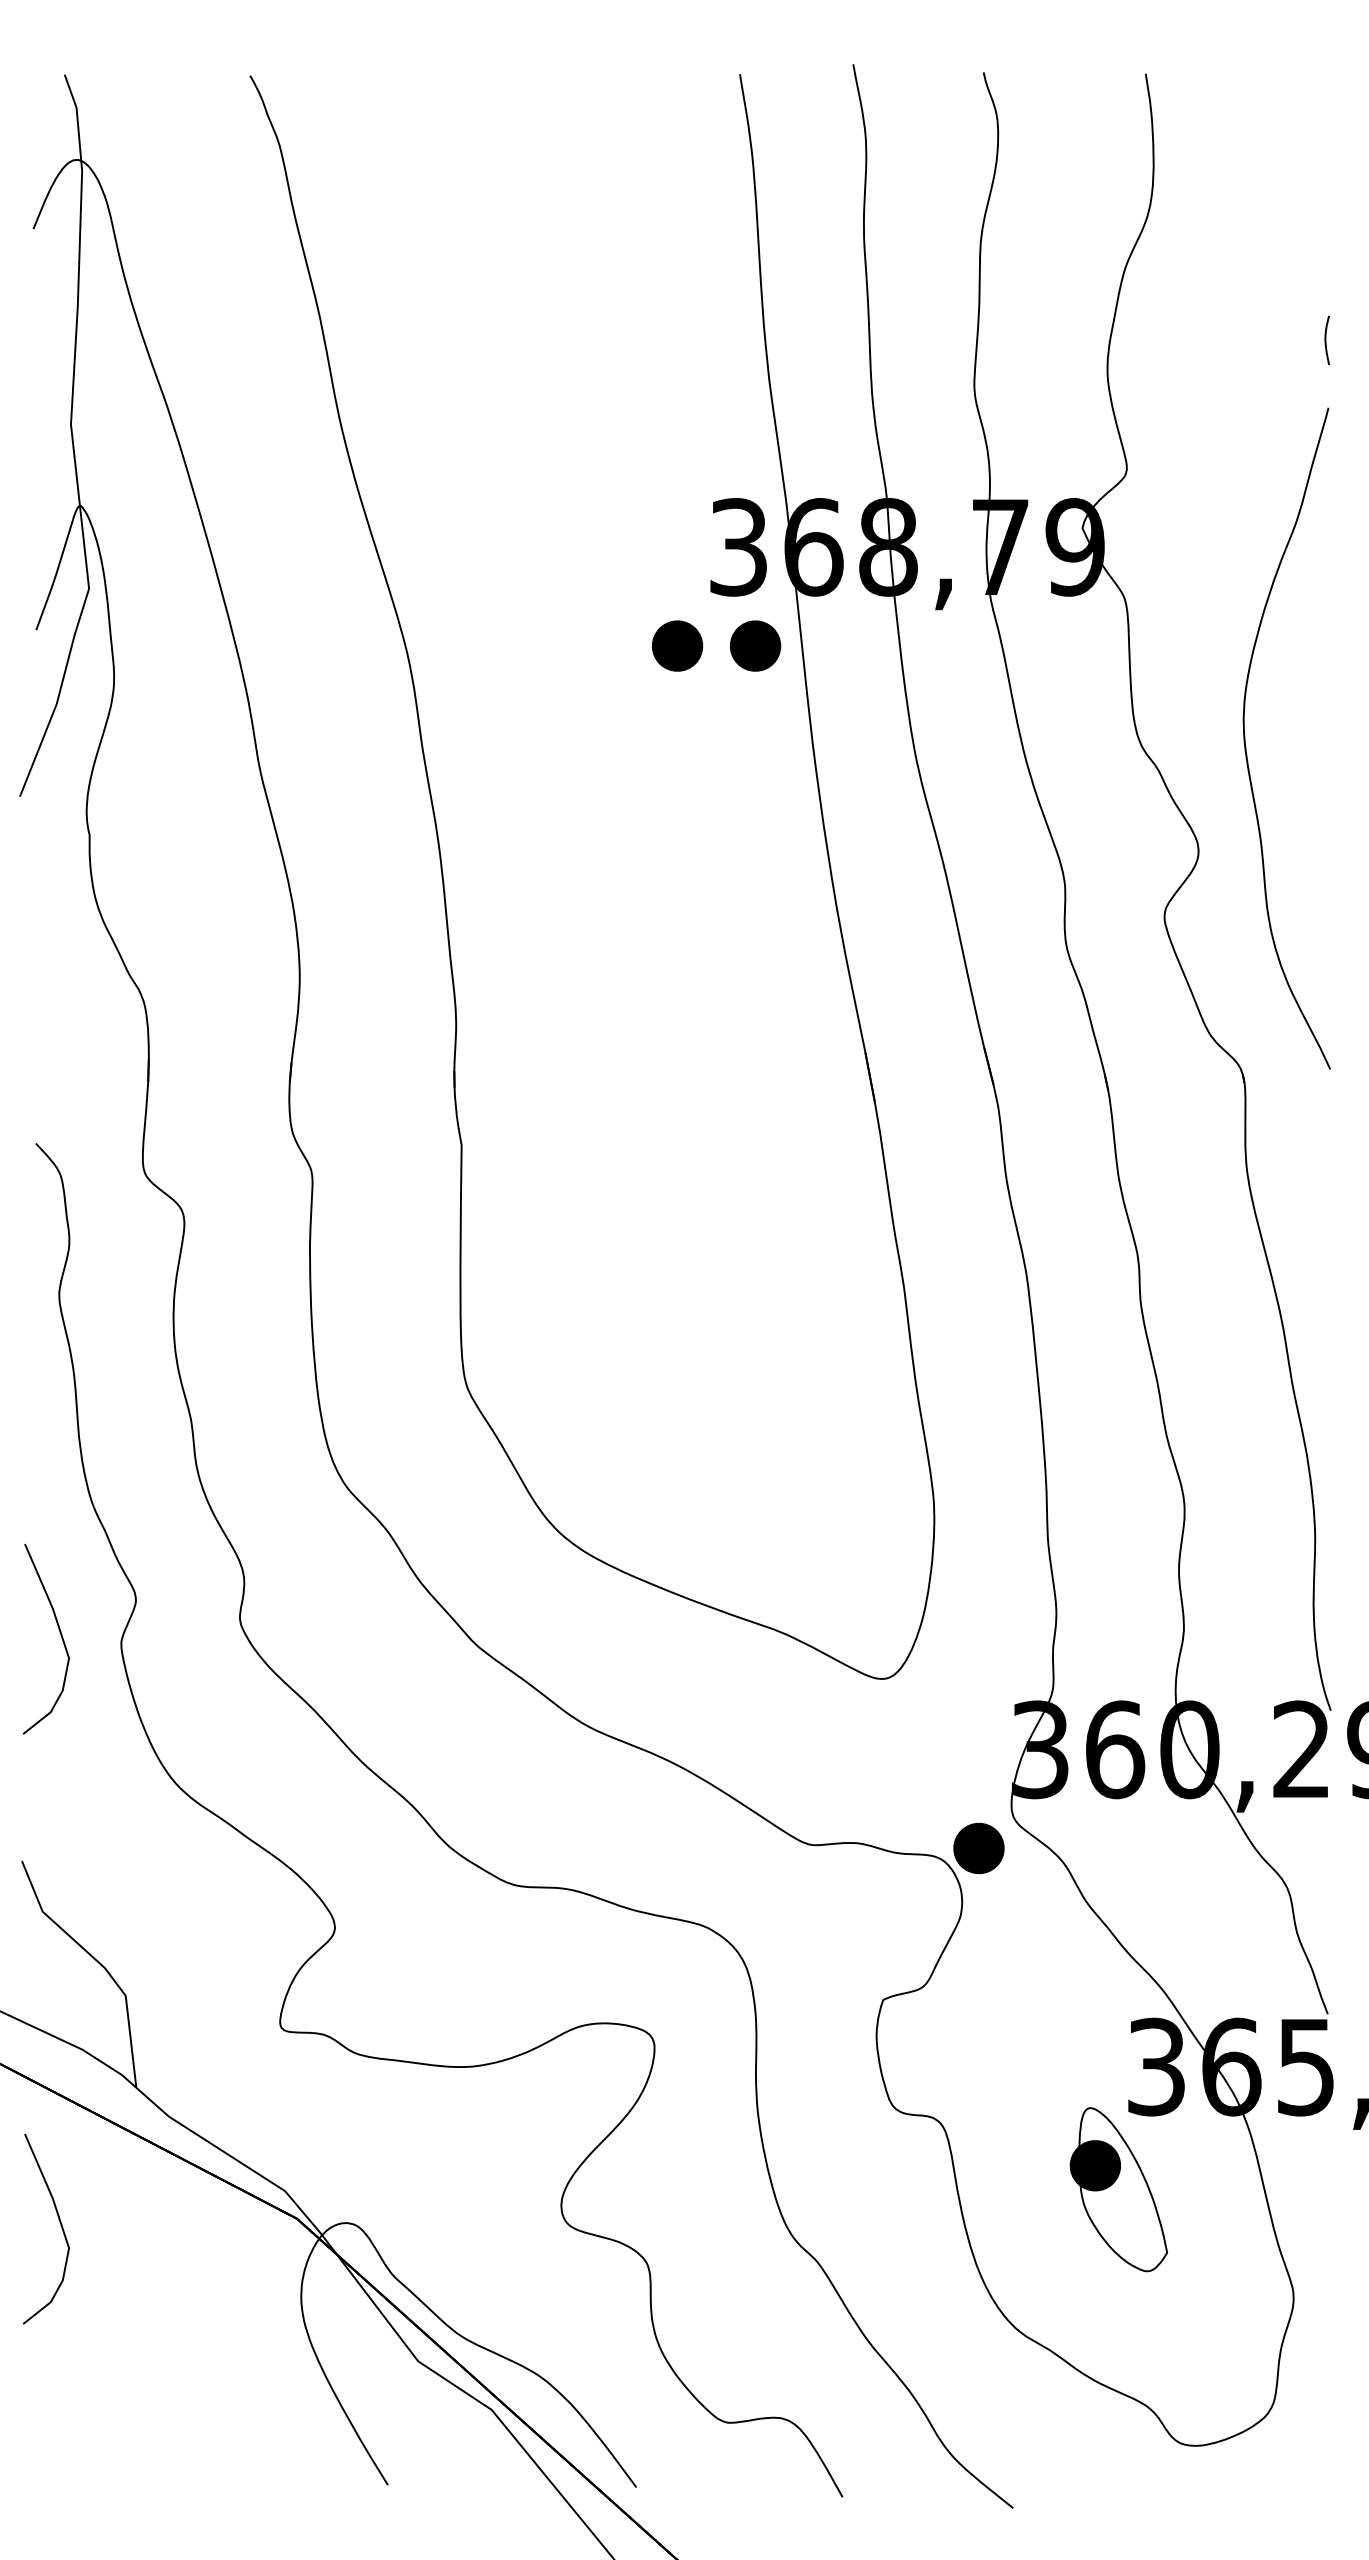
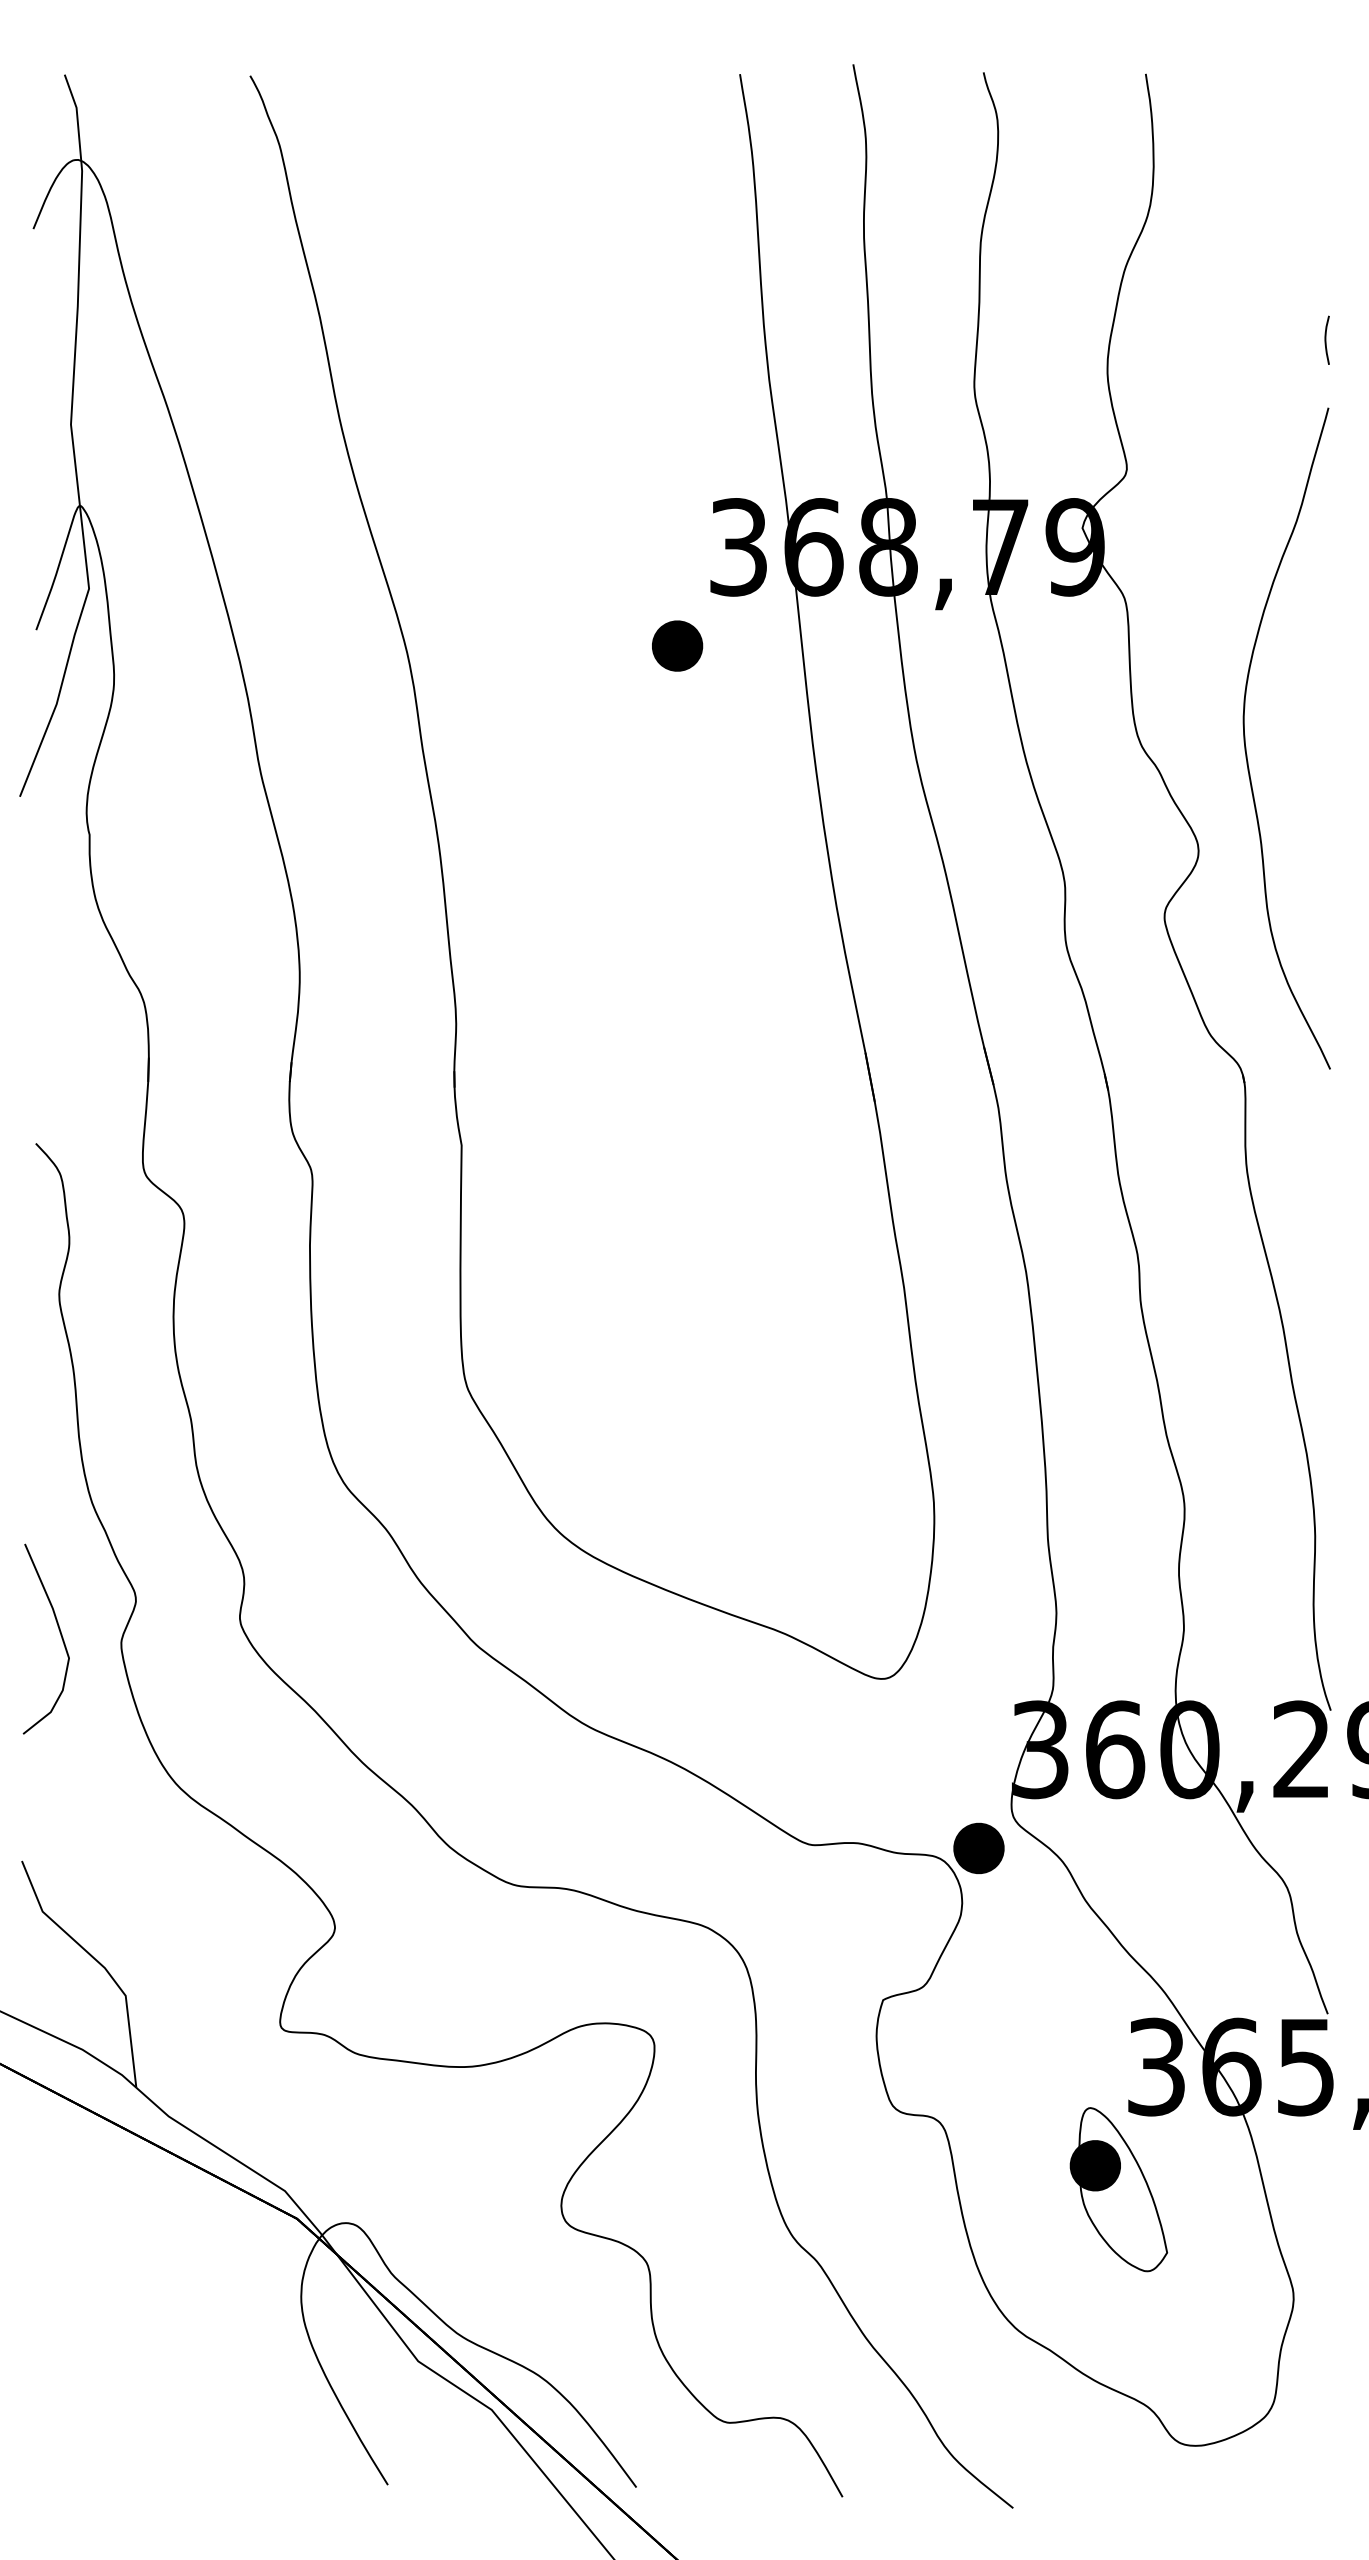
part: present -> none (755, 645)
curve: present -> none (59, 2222)
